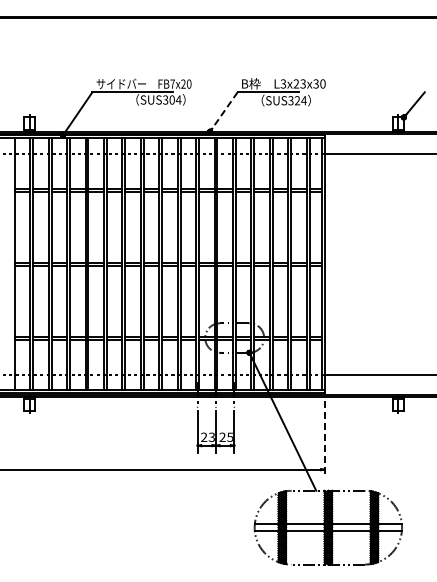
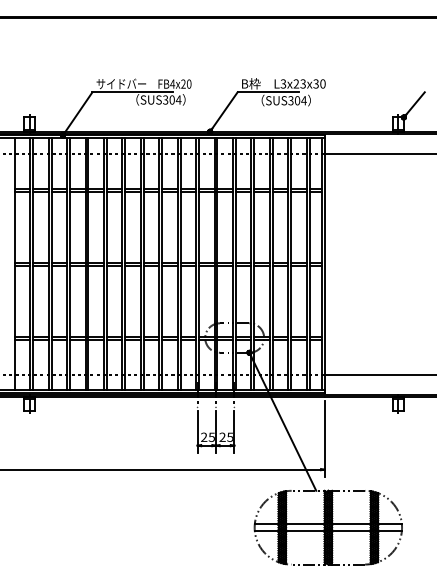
text: FB7x20 -> FB4x20 (172, 83)
text: SUS324 -> SUS304 (297, 100)
line: dashed -> solid (224, 111)
text: 23 -> 25 (211, 436)
line: dashed -> solid (324, 439)
